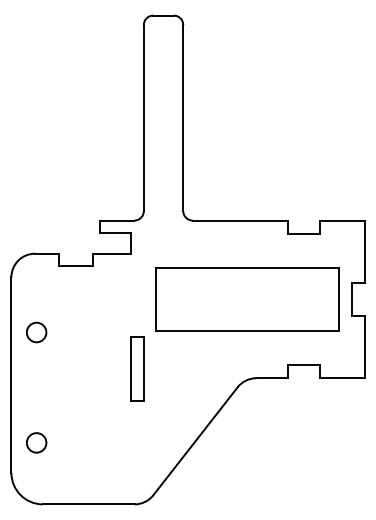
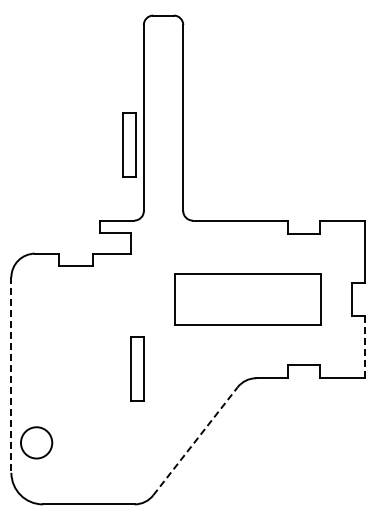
part: none -> present (129, 144)
part size: 185x65 px -> 148x53 px (247, 299)
circle: present -> none (36, 332)
line: solid -> dashed (364, 346)
line: solid -> dashed (11, 375)
line: solid -> dashed (195, 441)
circle diameter: 20 px -> 31 px (36, 442)
